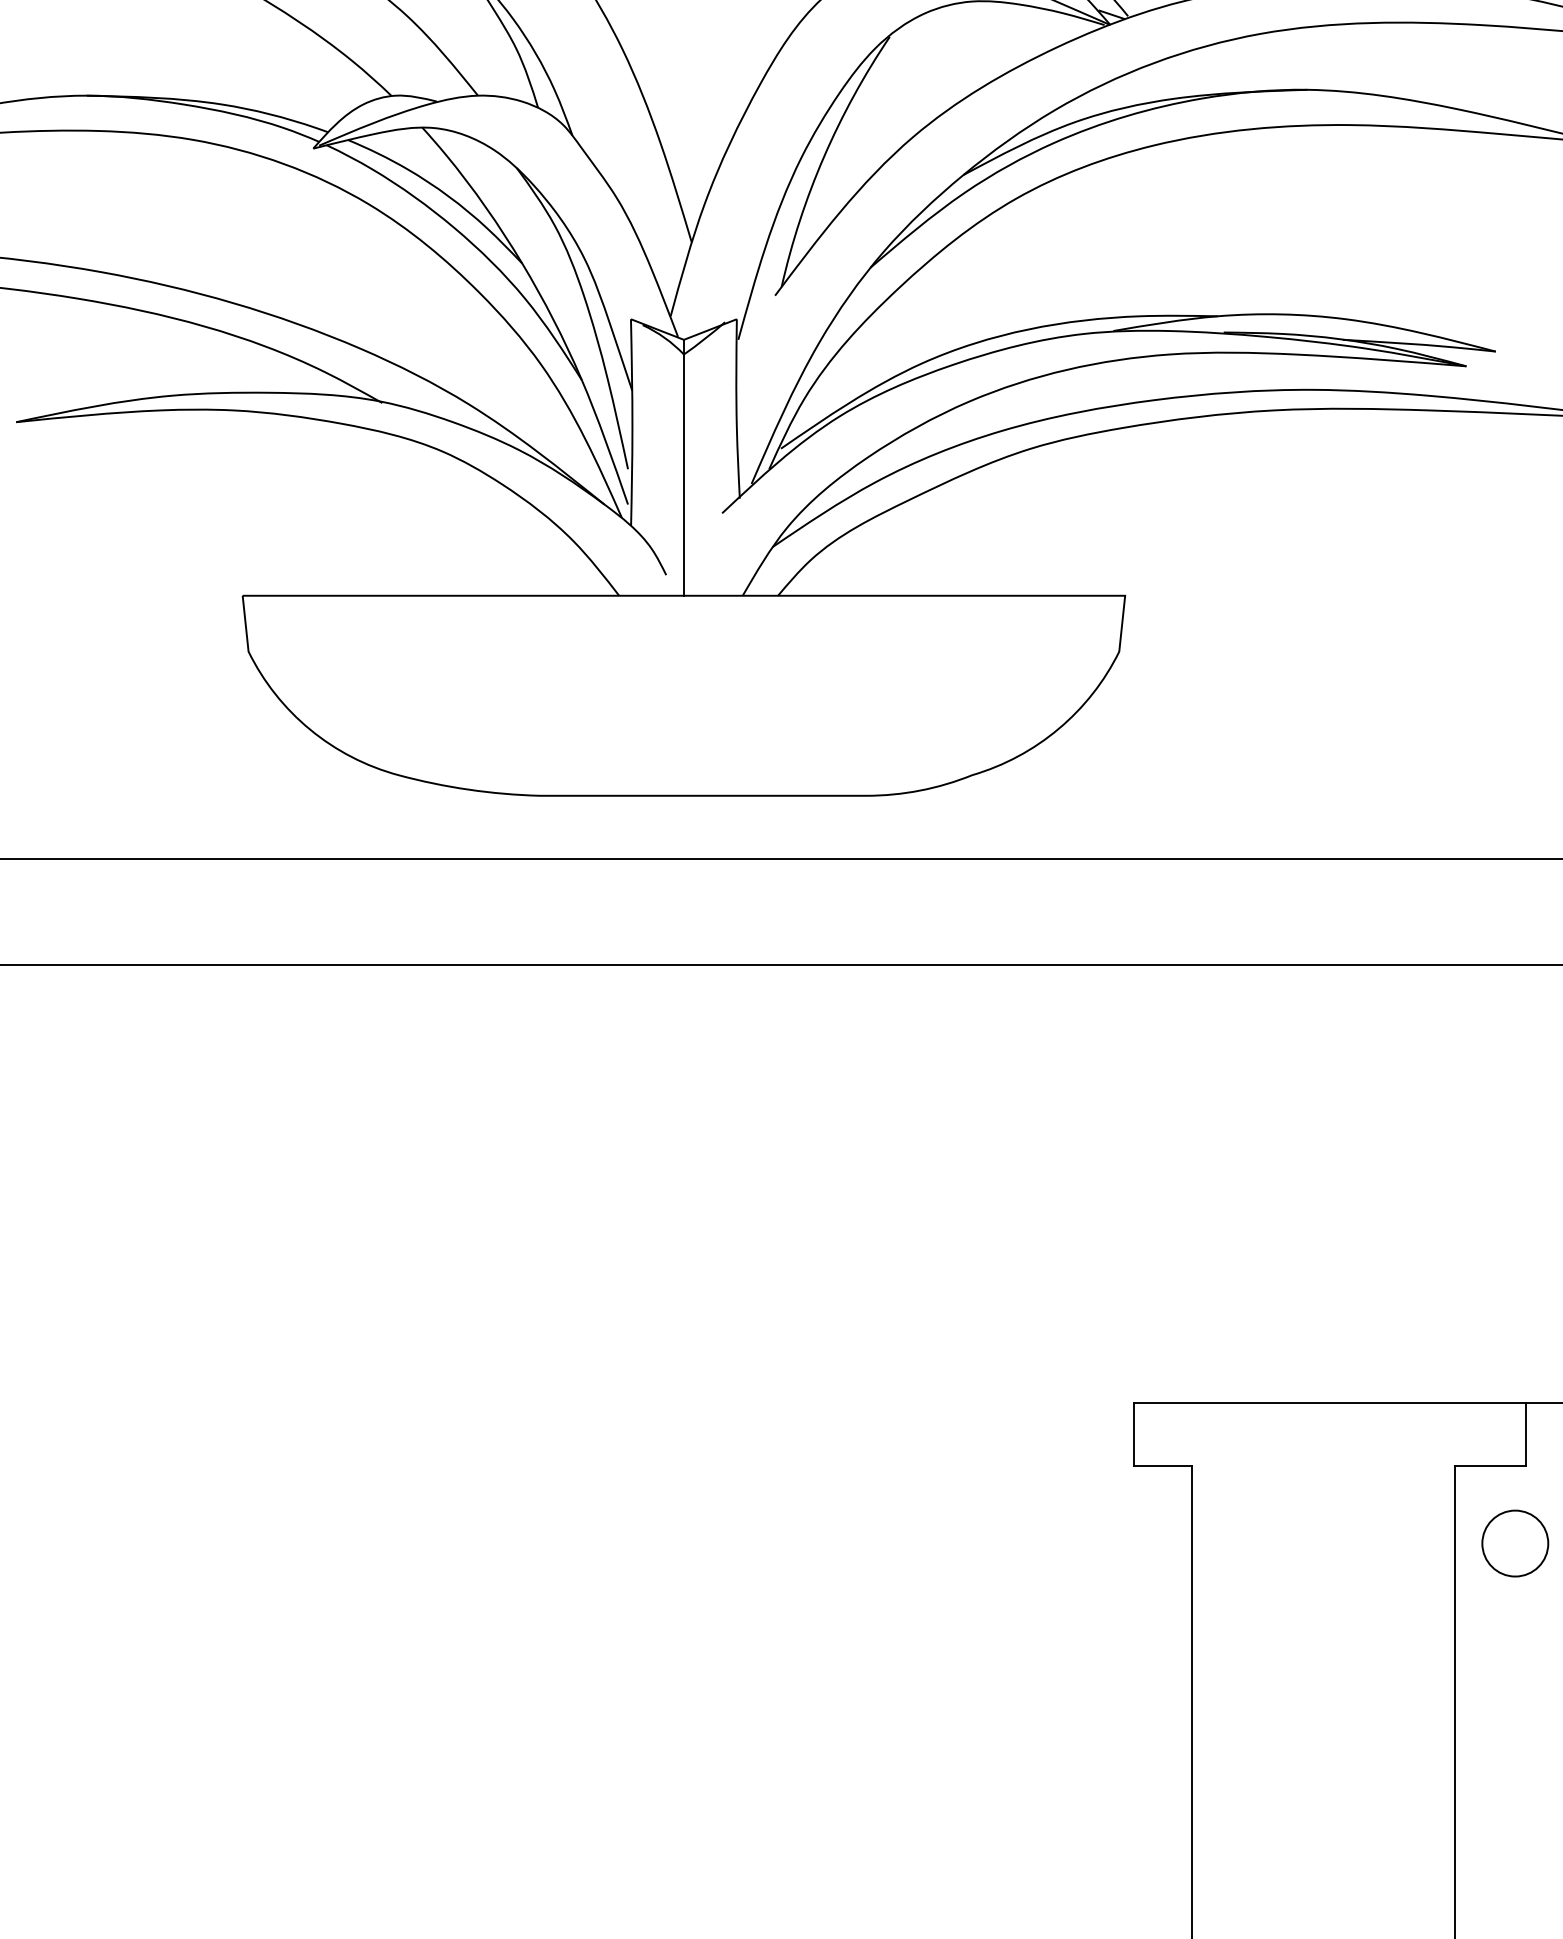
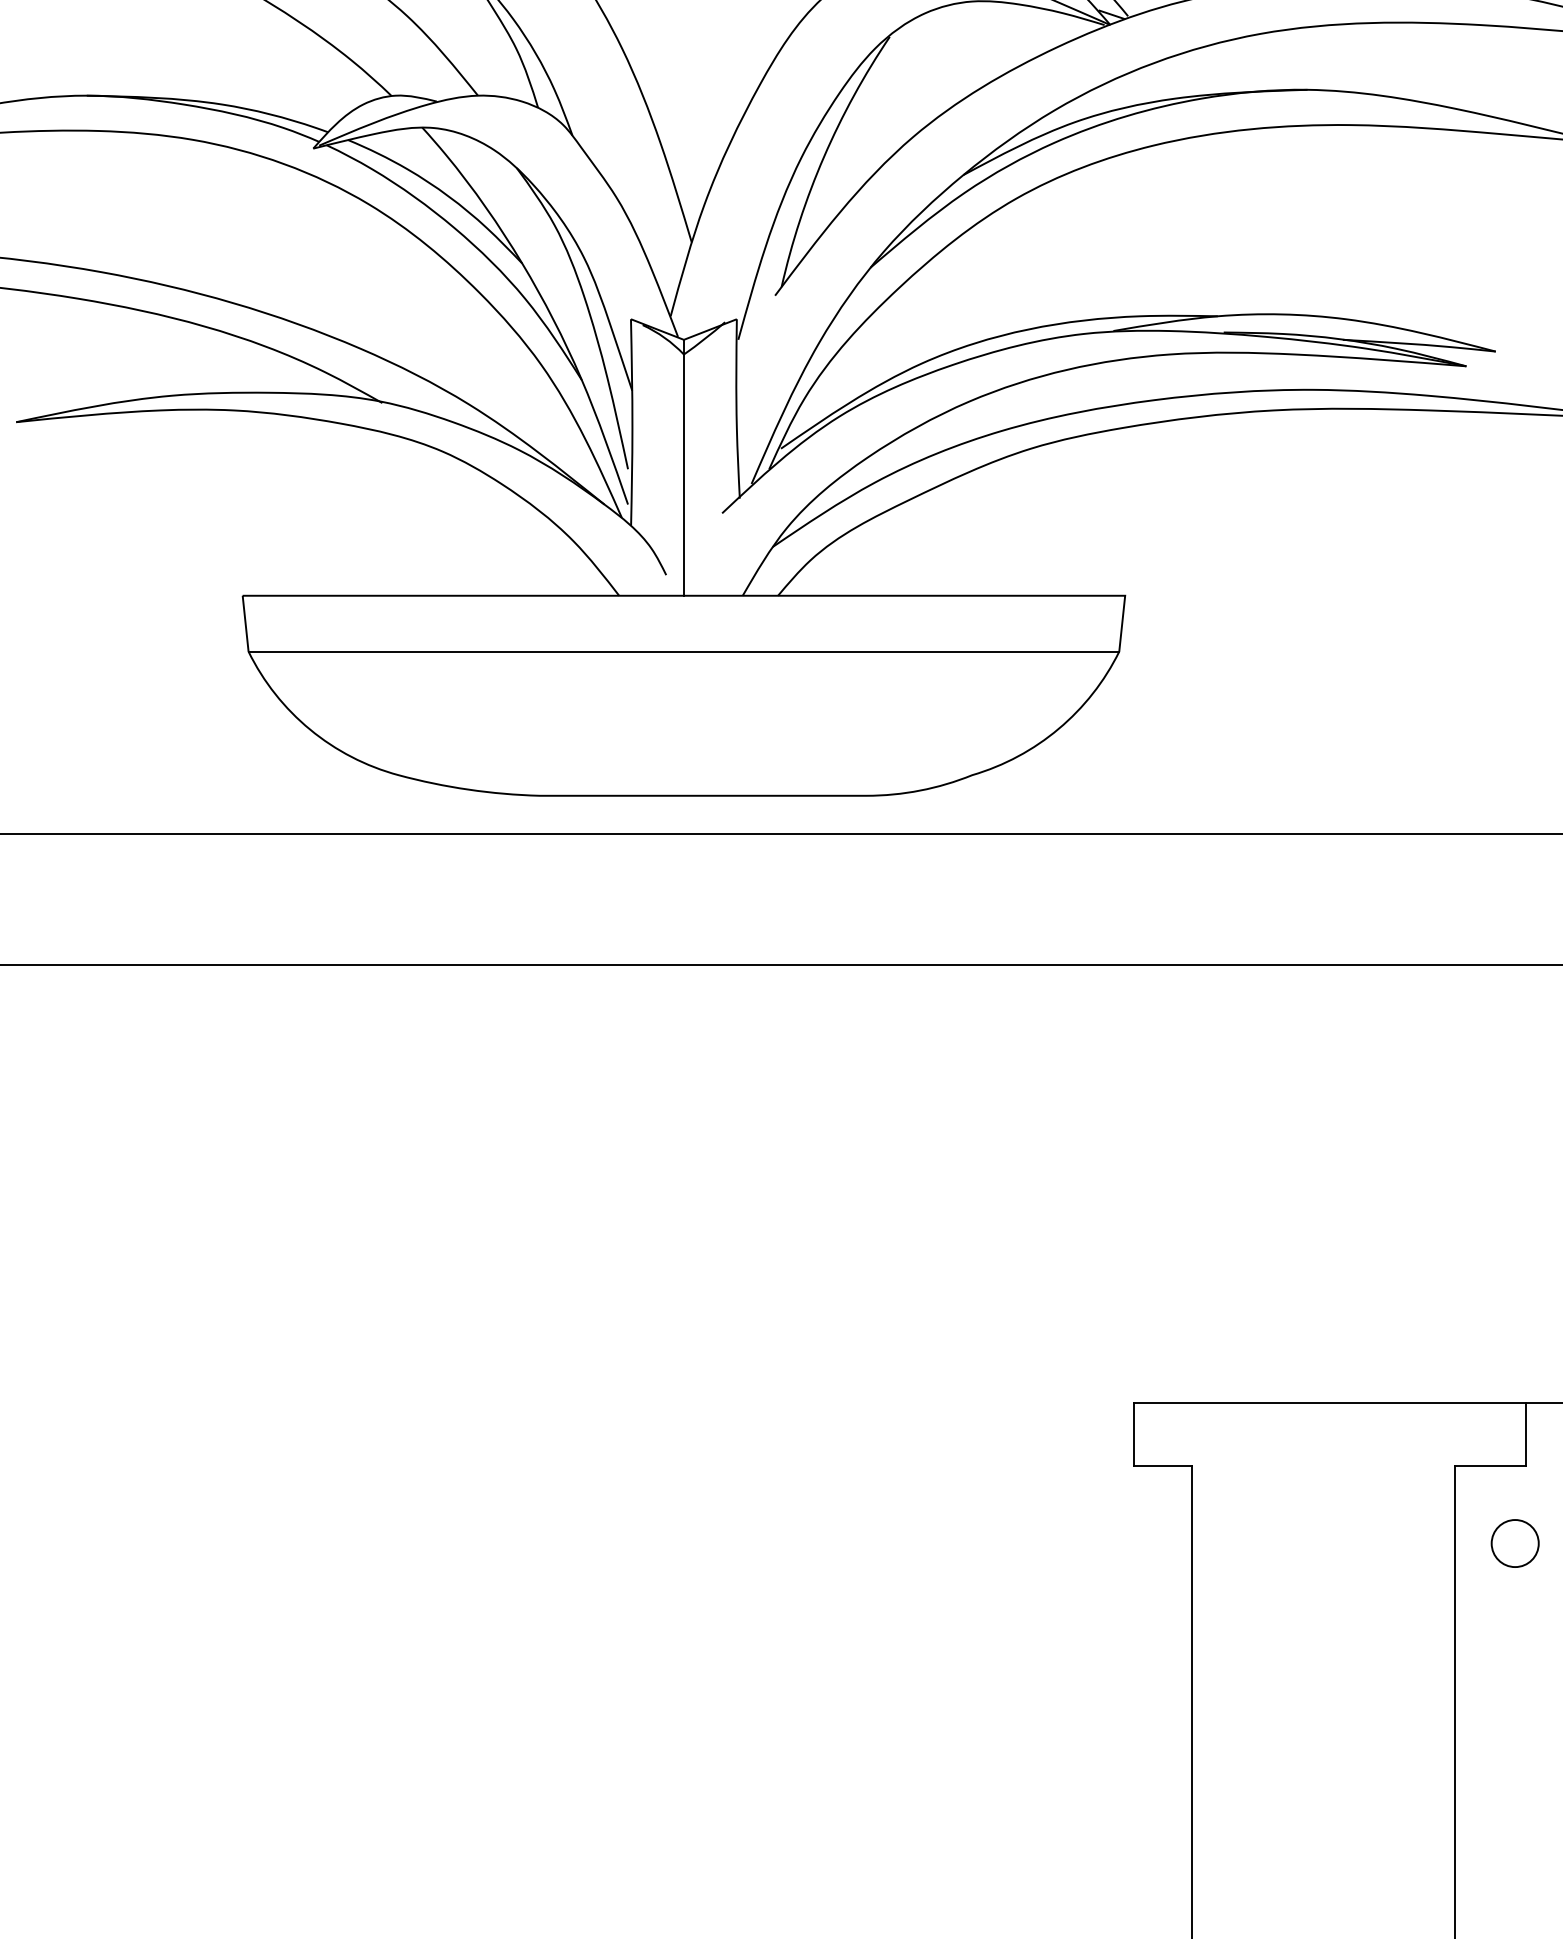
line: none -> present (683, 651)
line position: (780, 858) -> (780, 833) (780, 833)
circle size: 69x69 px -> 50x49 px (1514, 1543)
